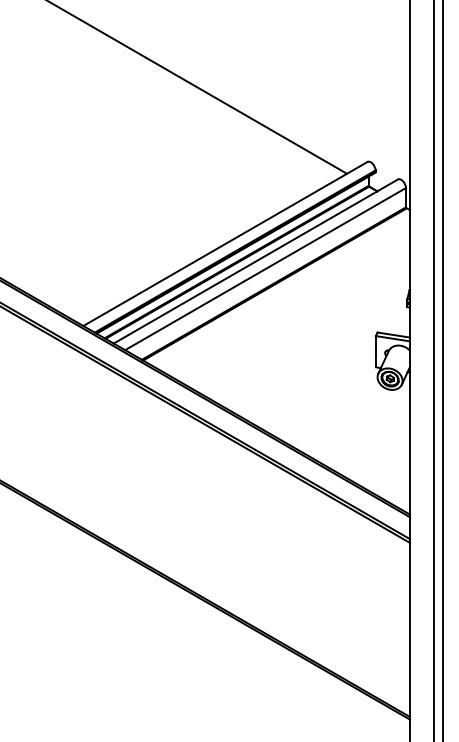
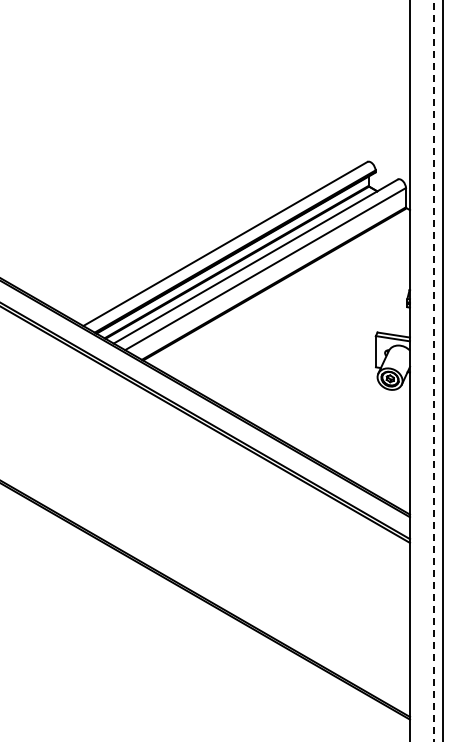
line: present -> none (198, 87)
line: solid -> dashed (433, 371)
